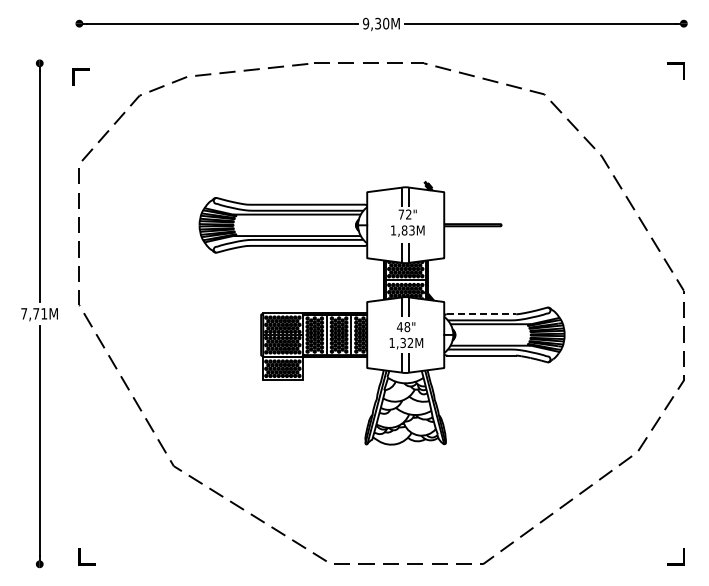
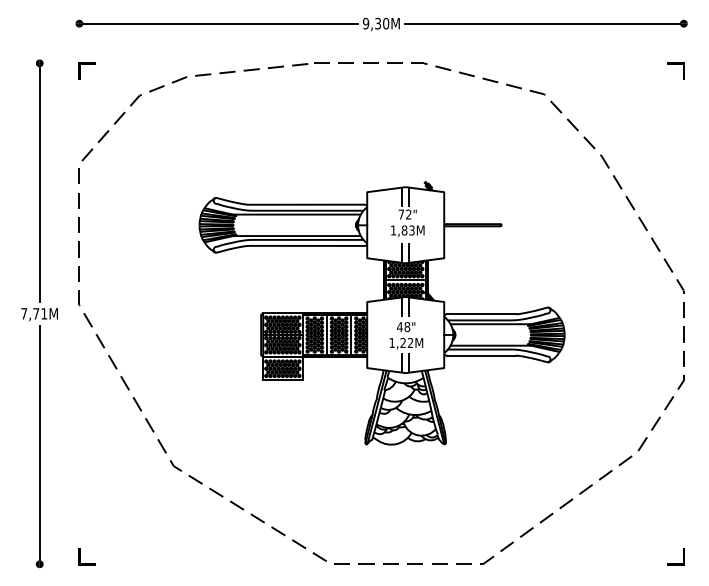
line position: (80, 70) -> (86, 64) (86, 64)
line: dashed -> solid (481, 314)
text: 1,32M -> 1,22M (402, 343)
